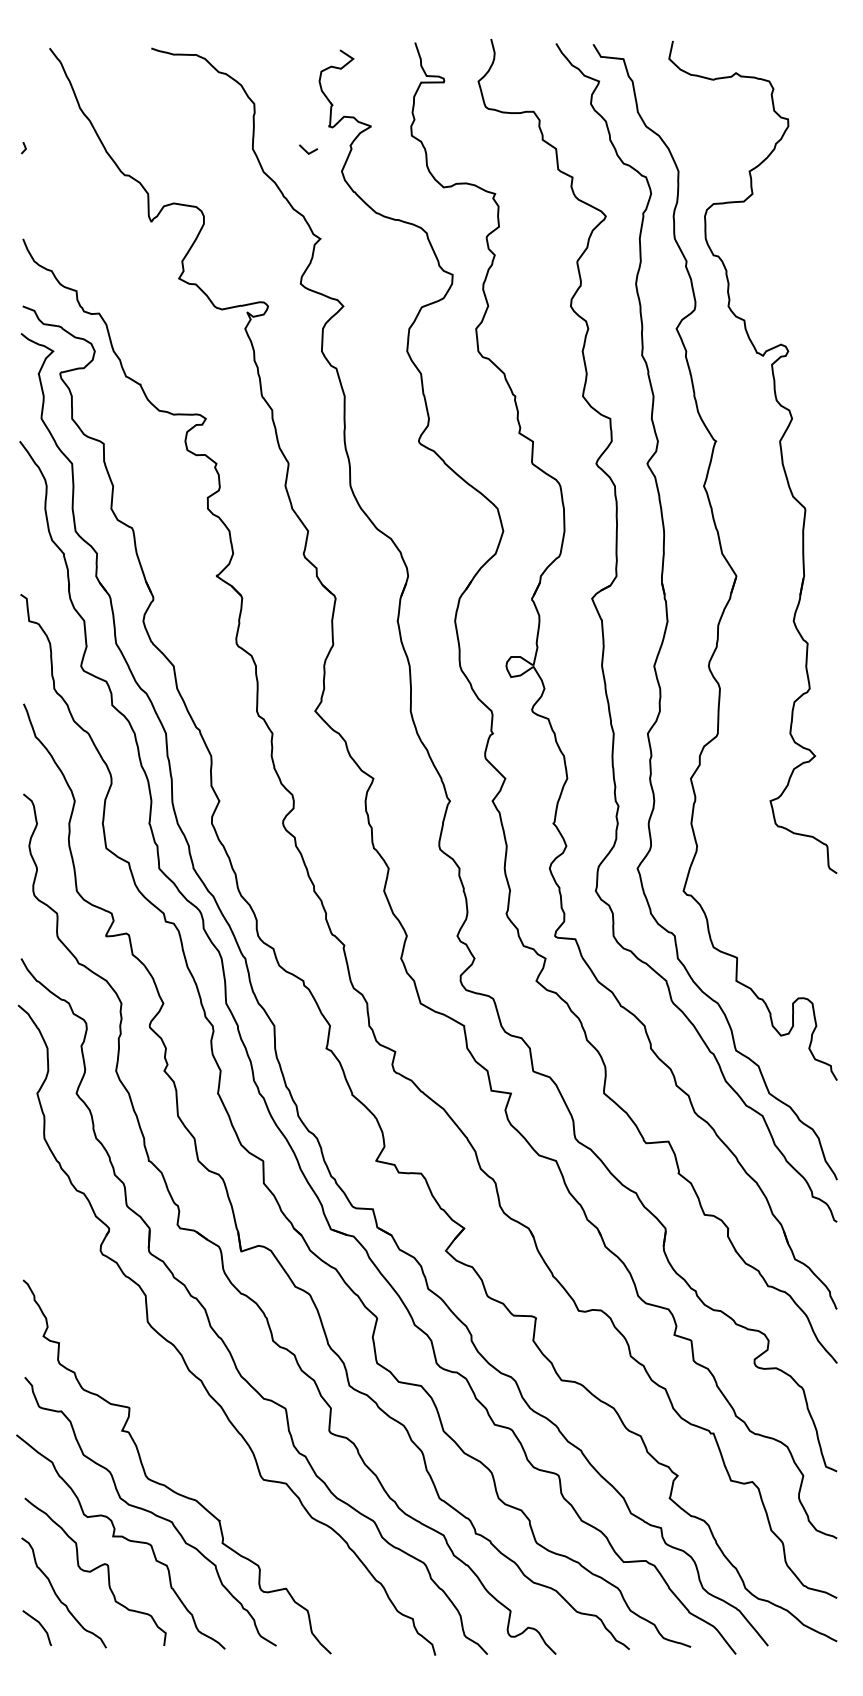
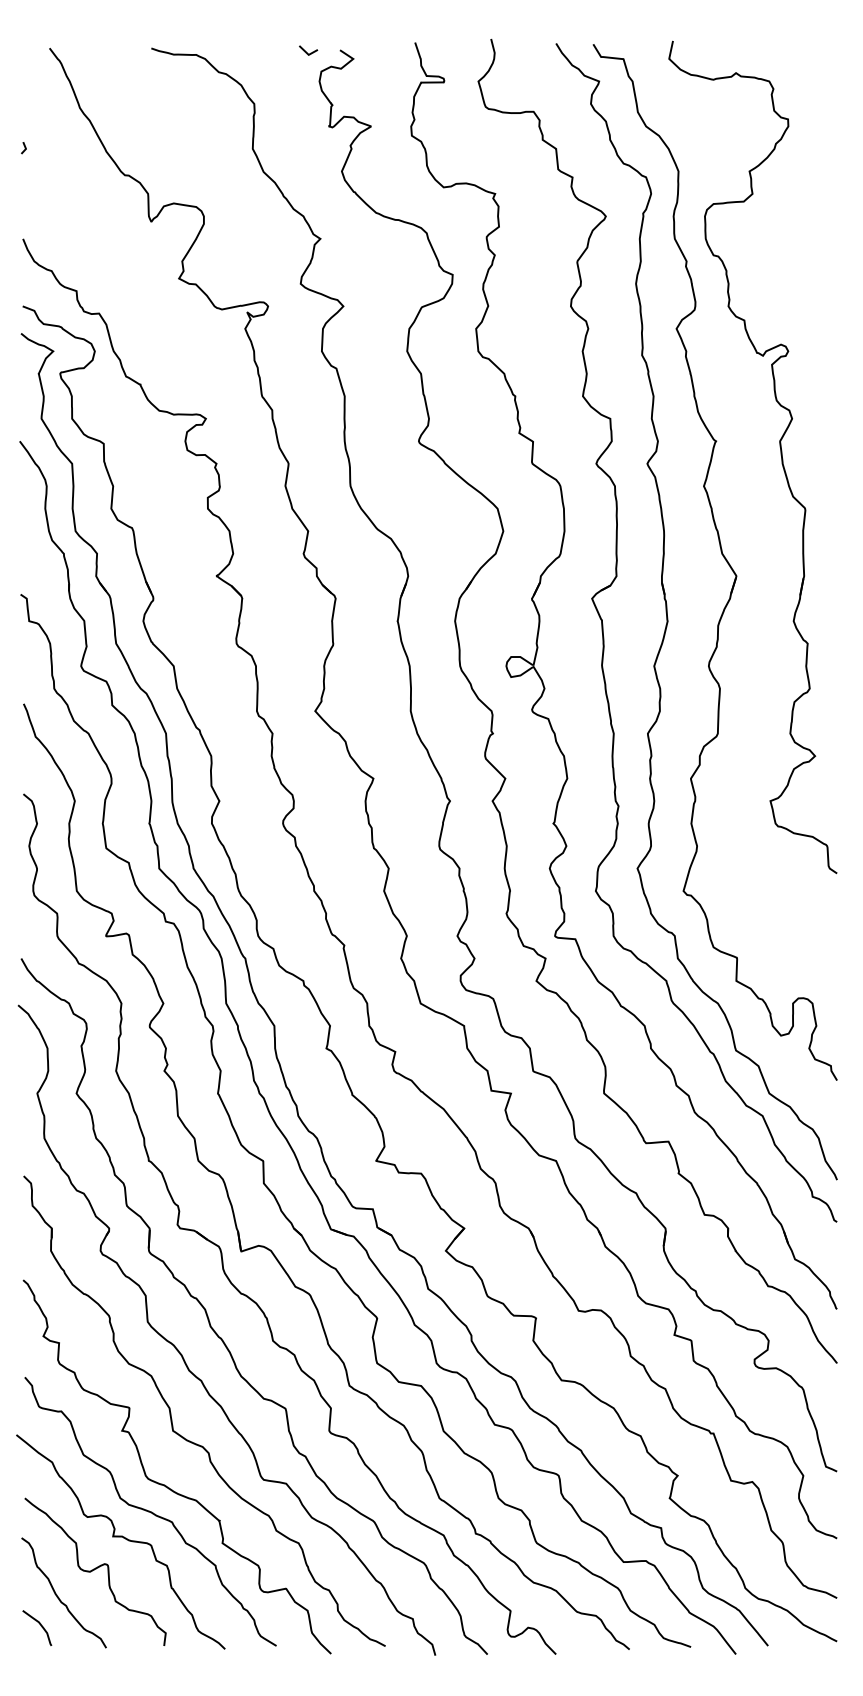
line position: (306, 150) -> (306, 51) (306, 51)
part: none -> present (171, 1412)
